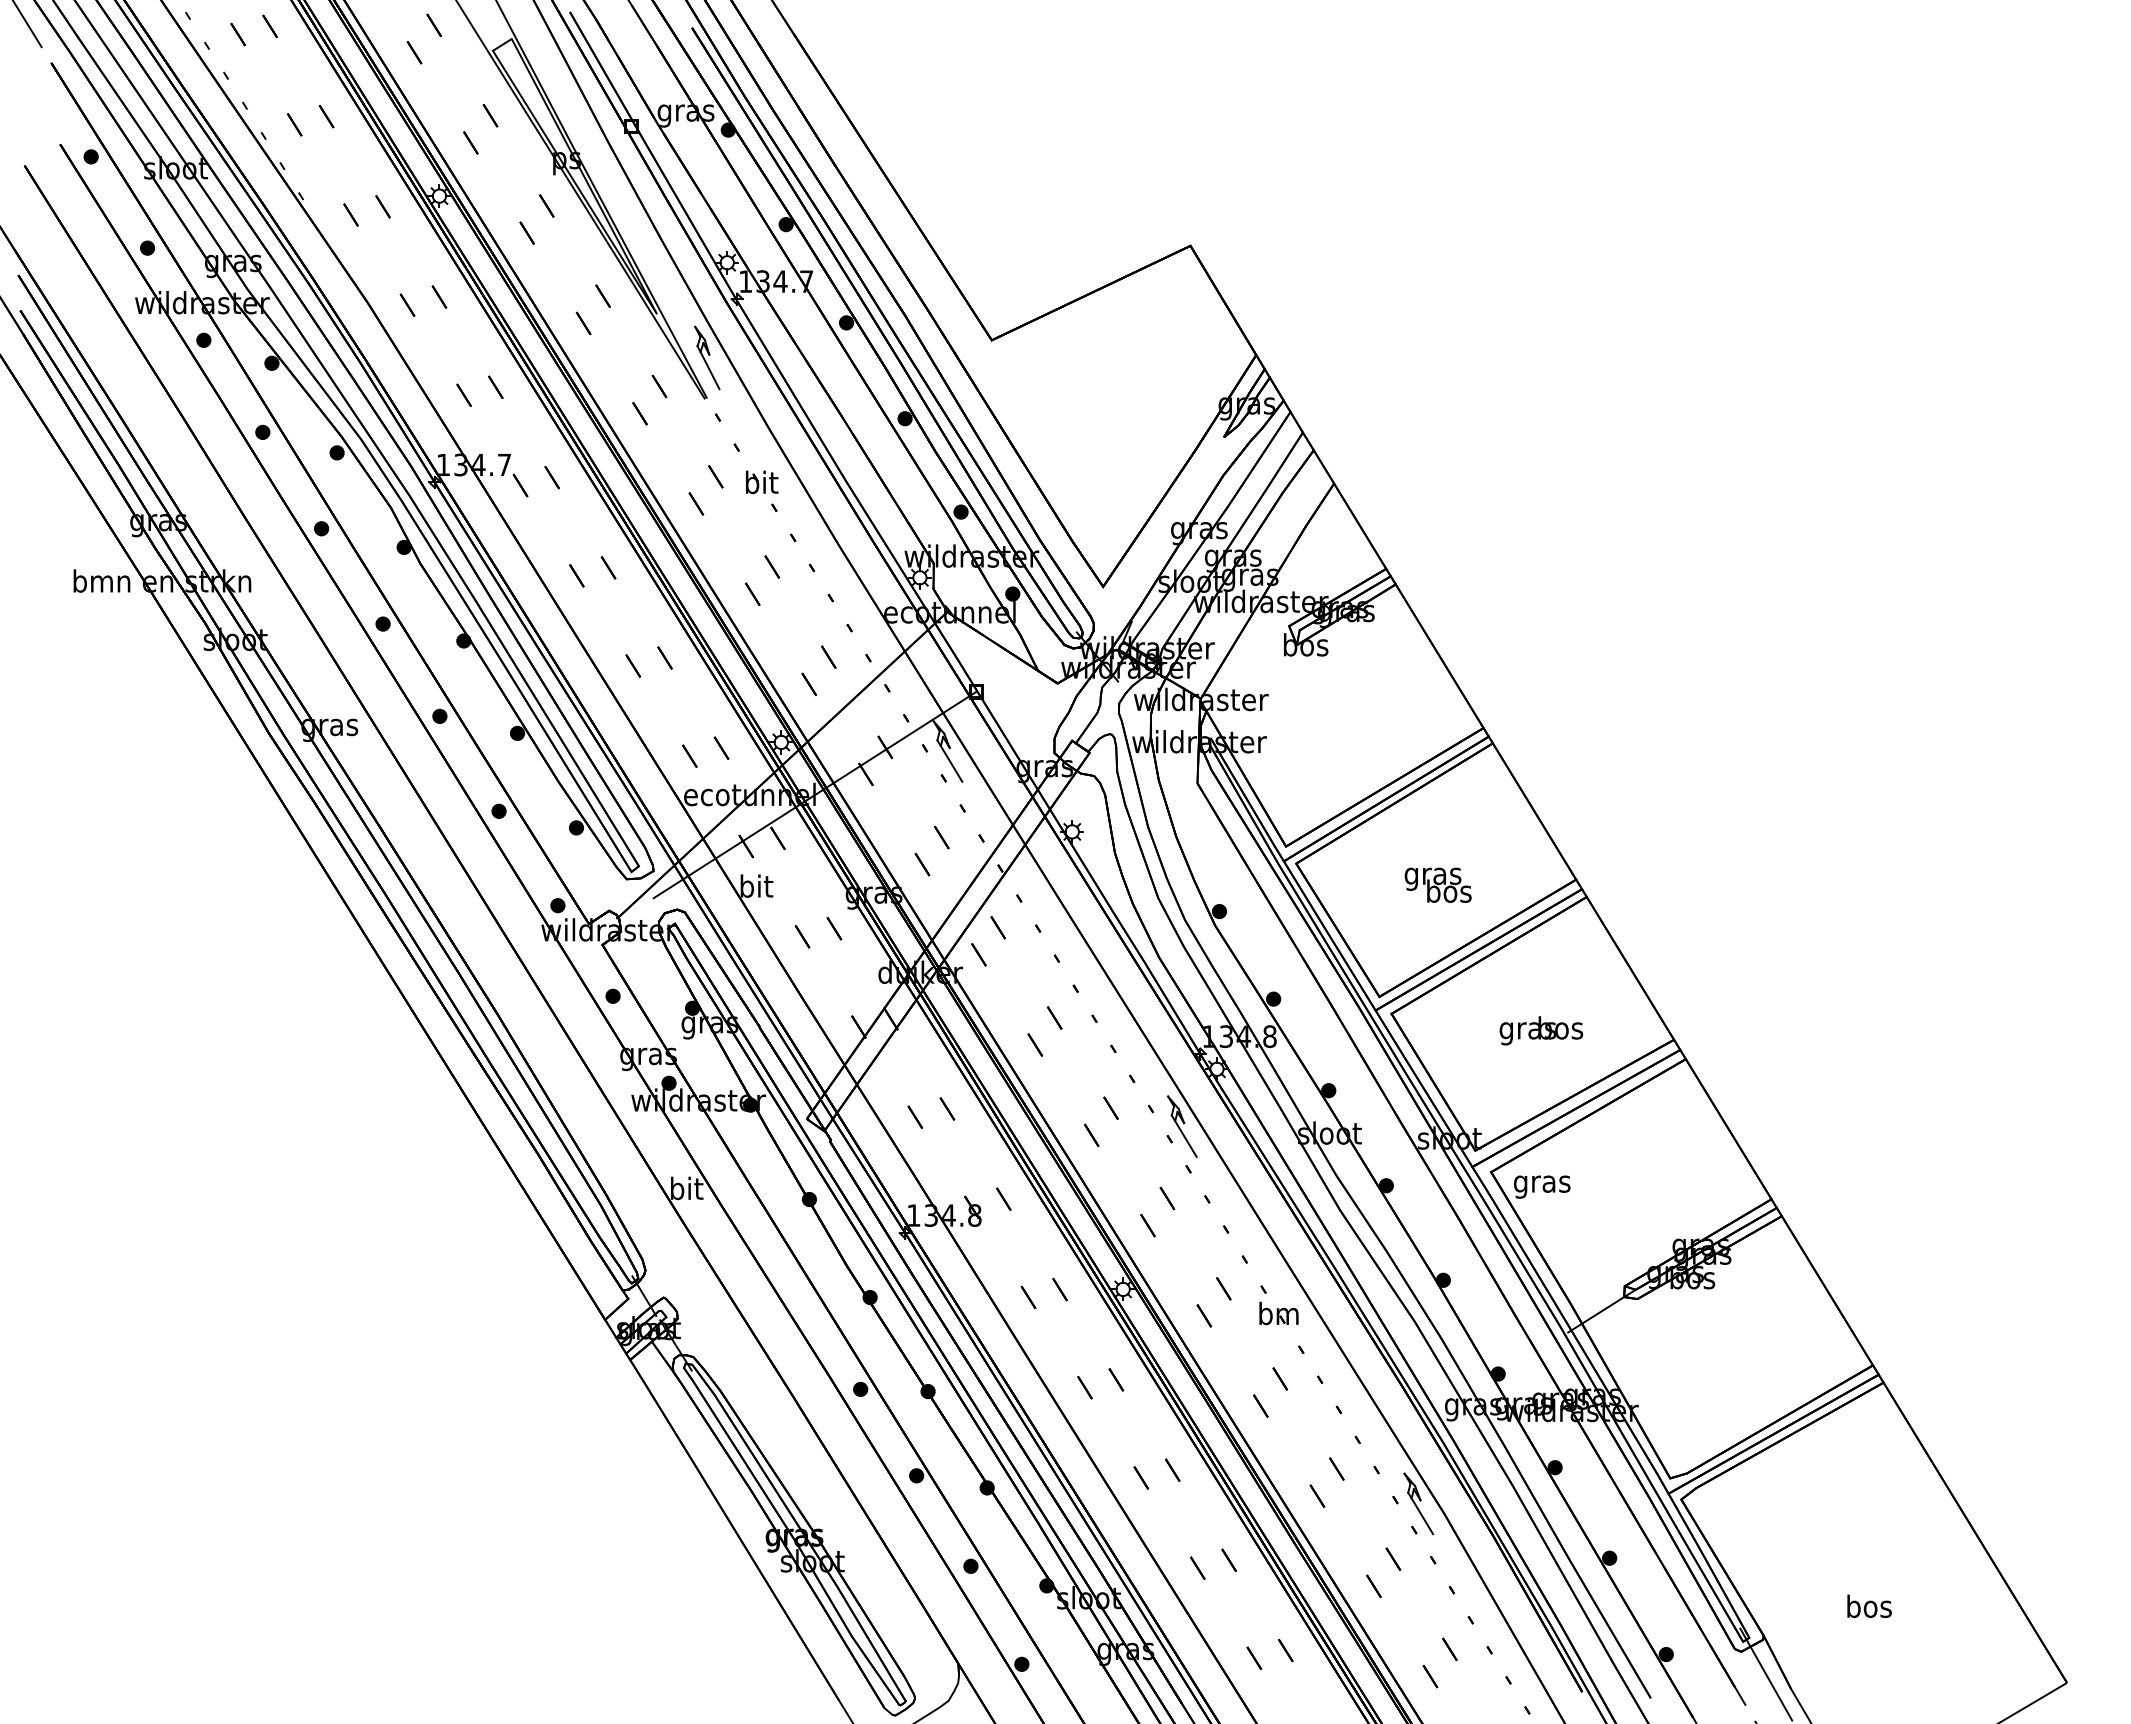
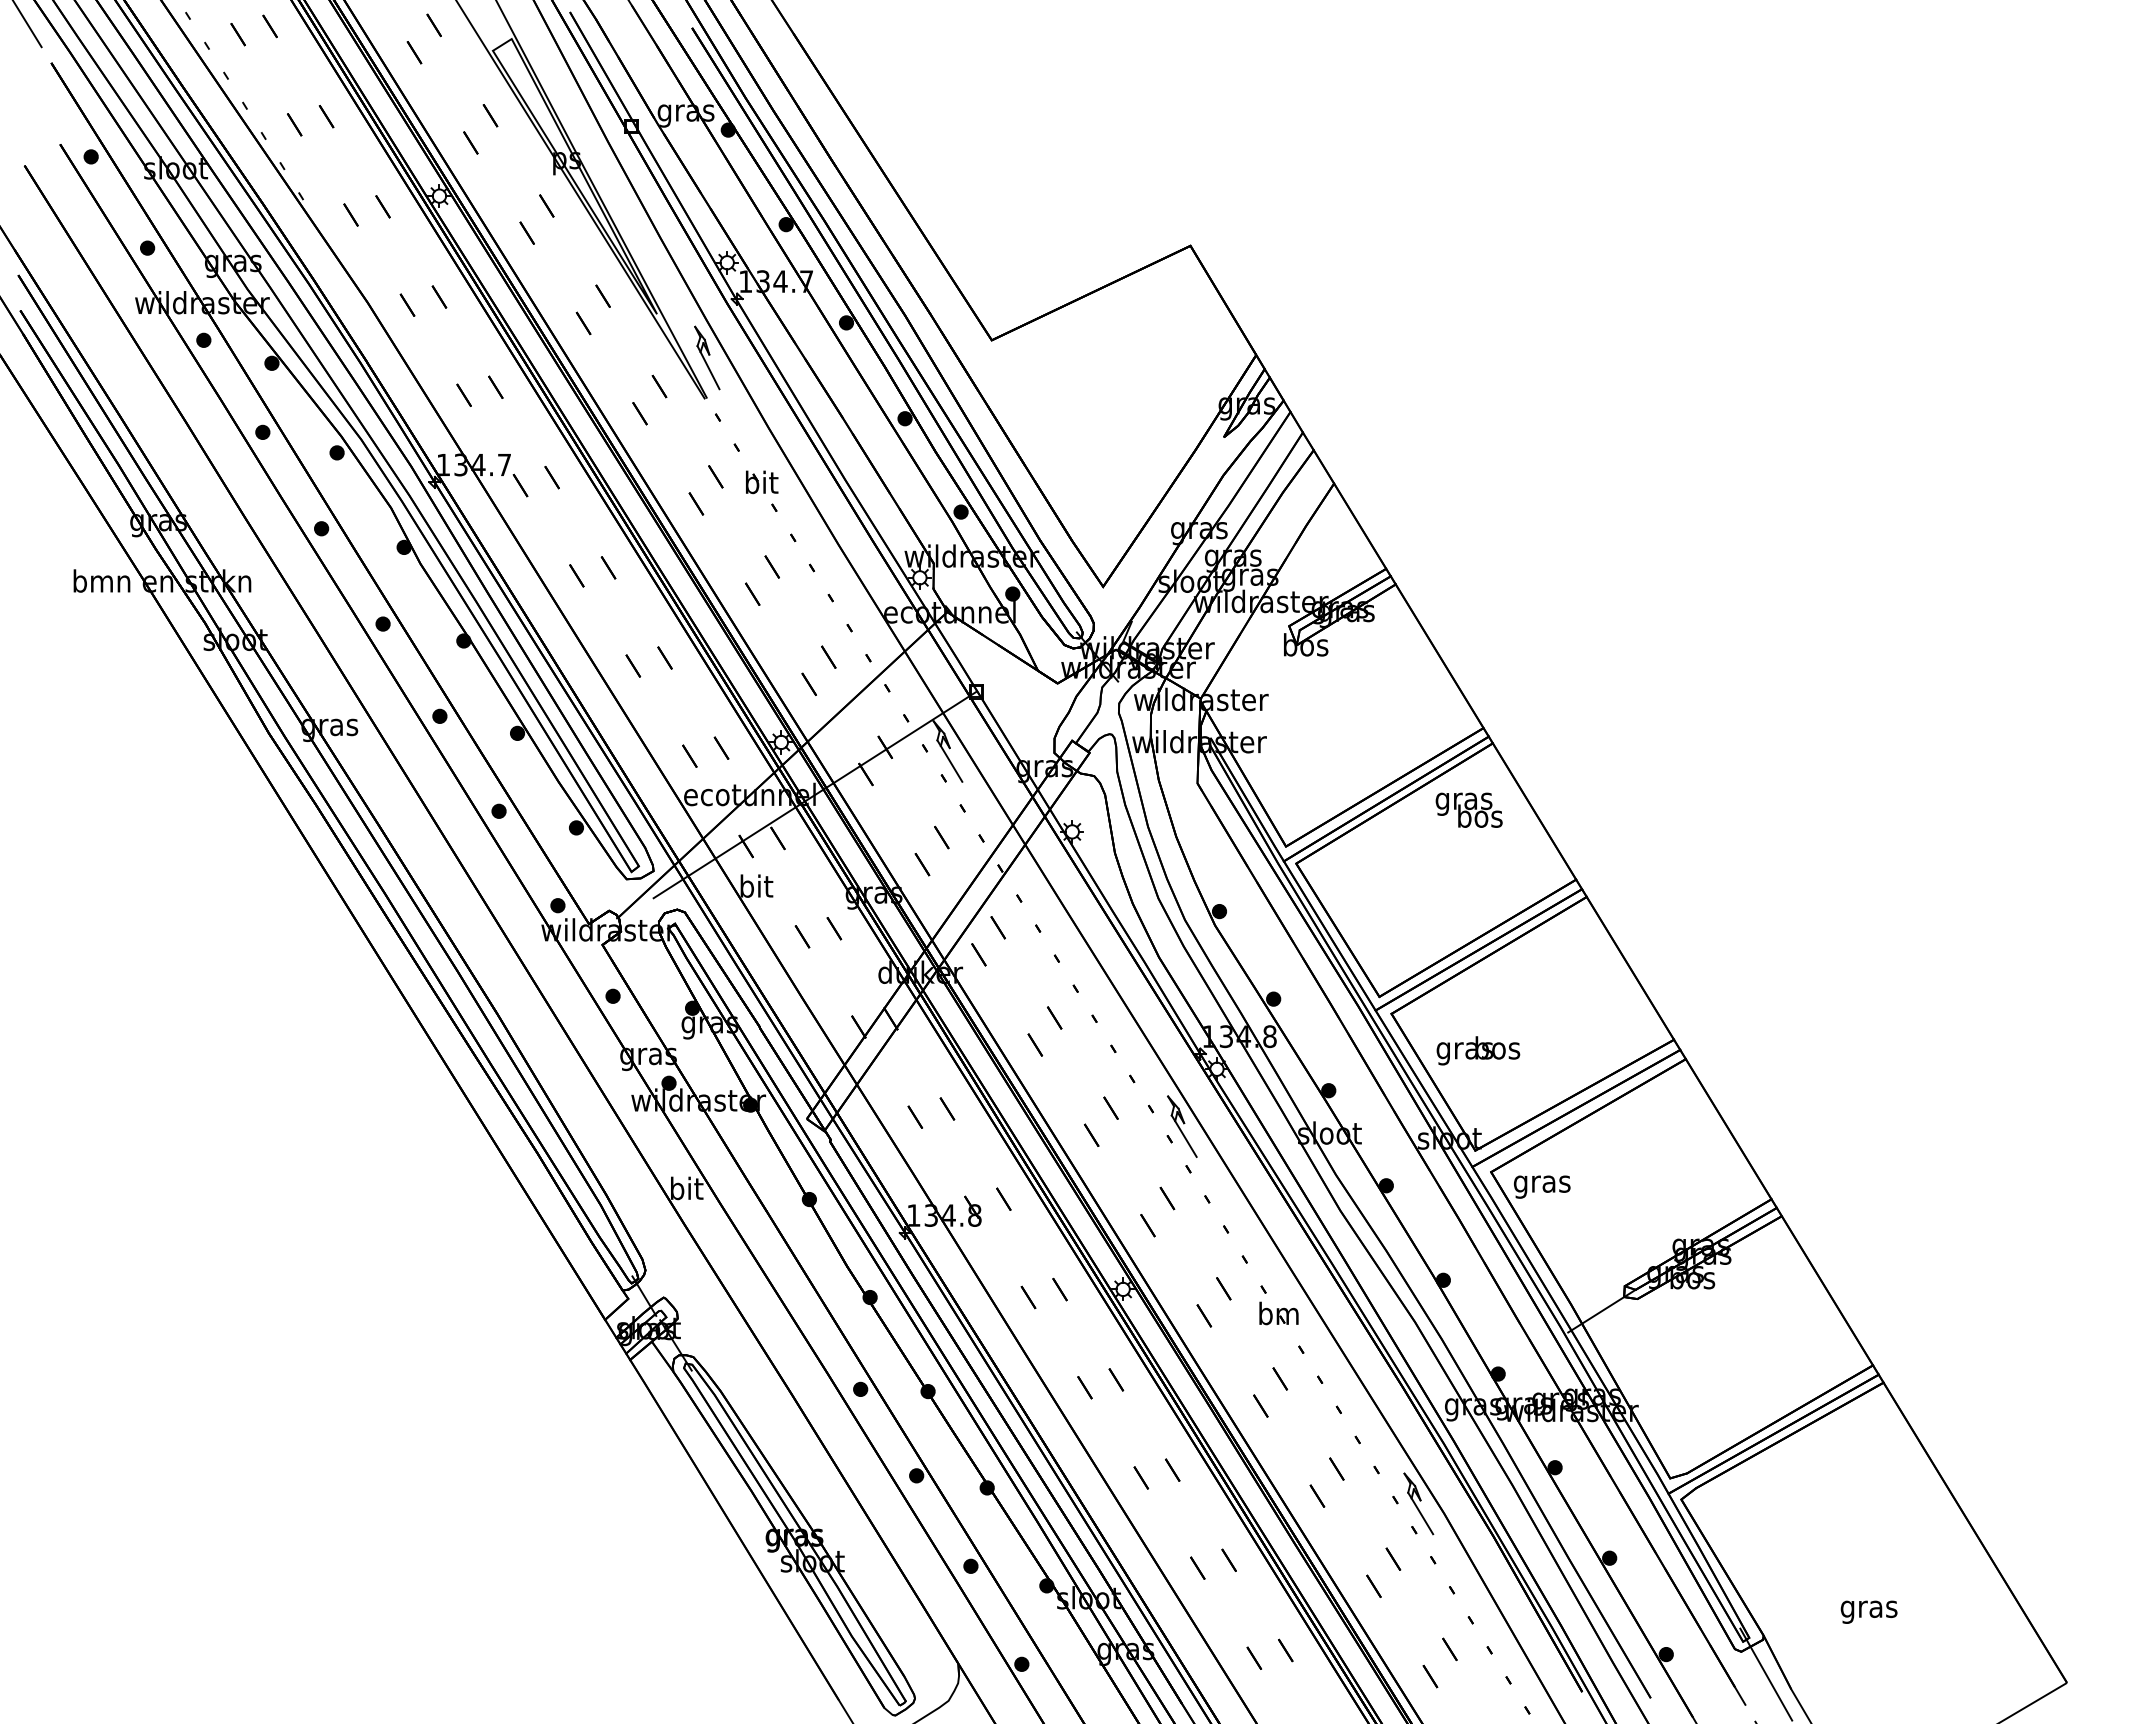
text position: (1437, 884) -> (1468, 809) (1468, 809)
text position: (1541, 1030) -> (1478, 1050) (1478, 1050)
text: bos -> gras (1868, 1608)
